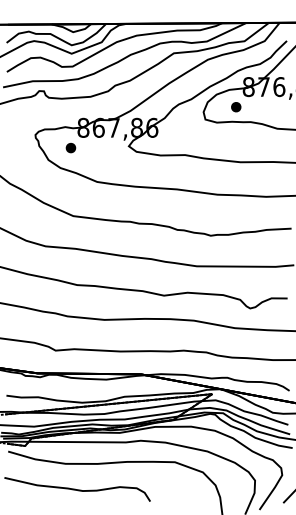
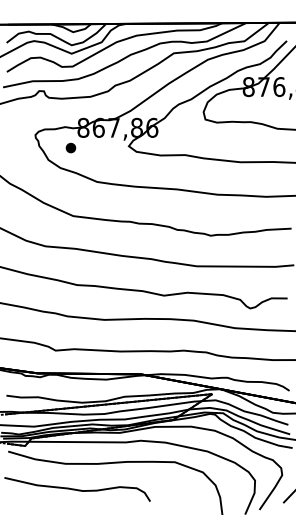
part: present -> none (236, 107)
